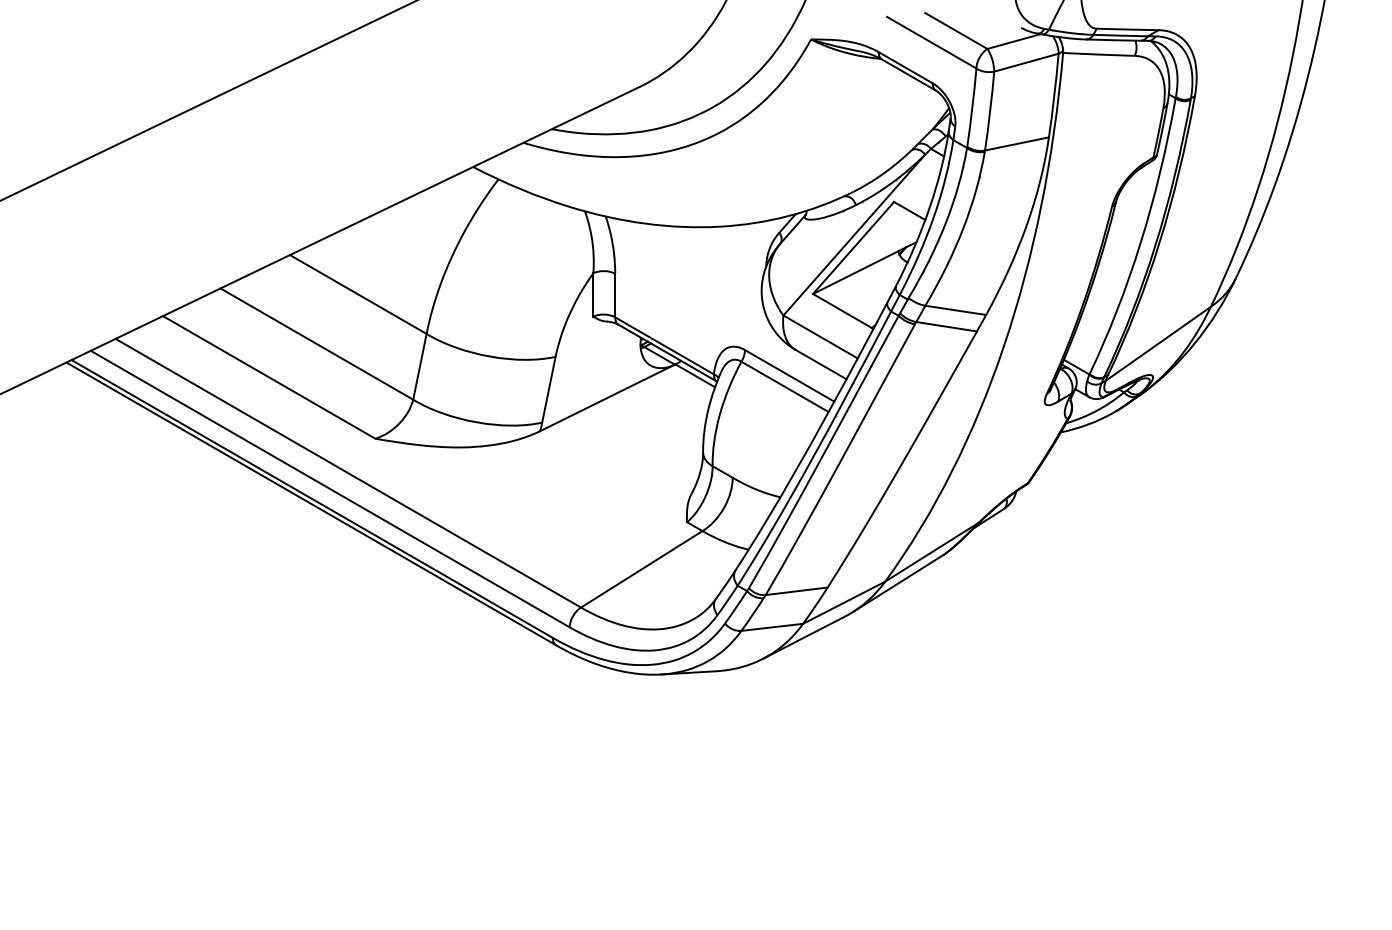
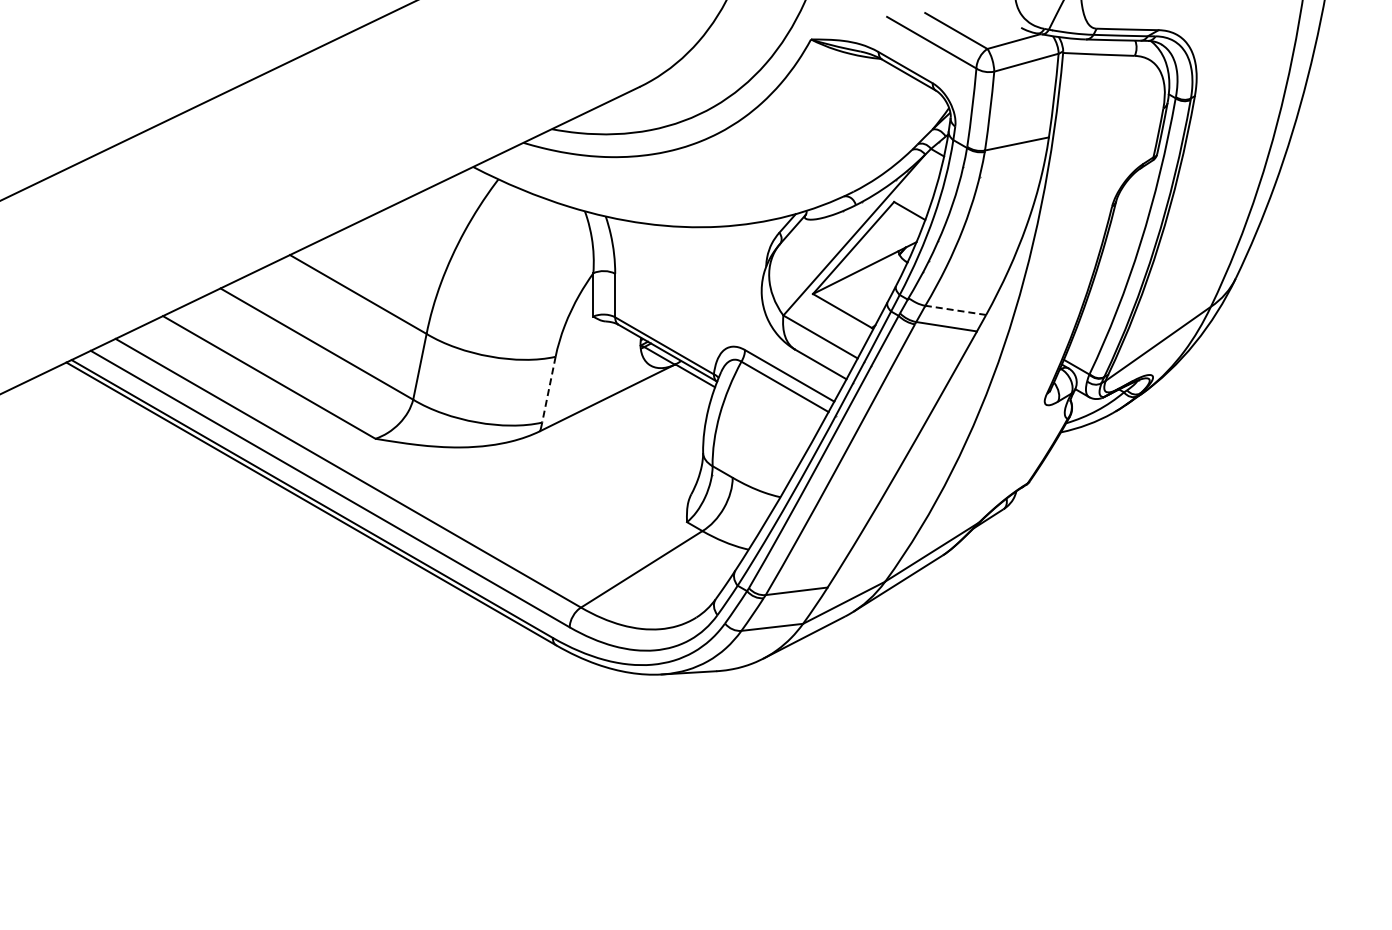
line: solid -> dashed (955, 310)
line: solid -> dashed (548, 389)
